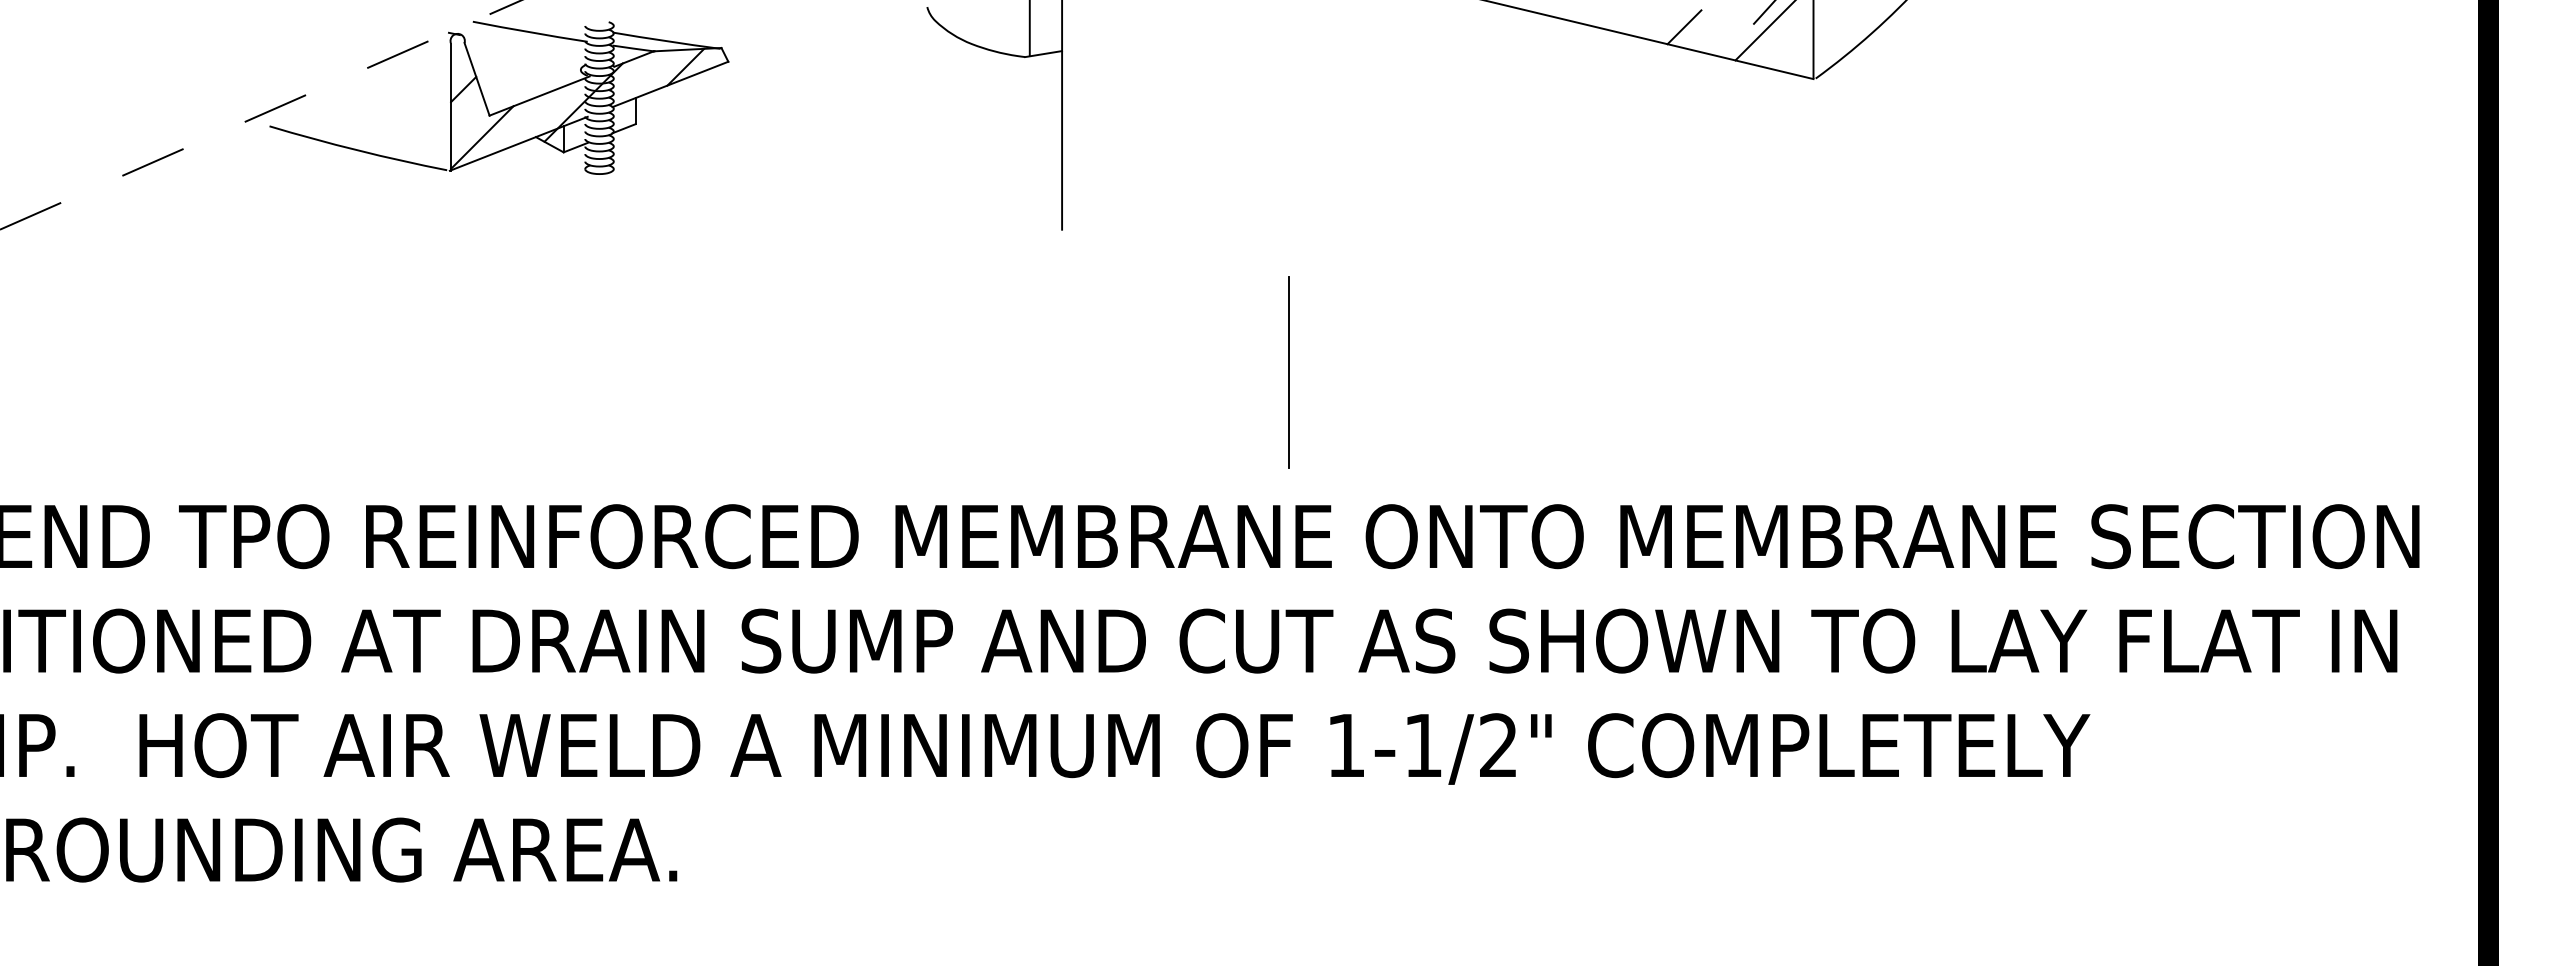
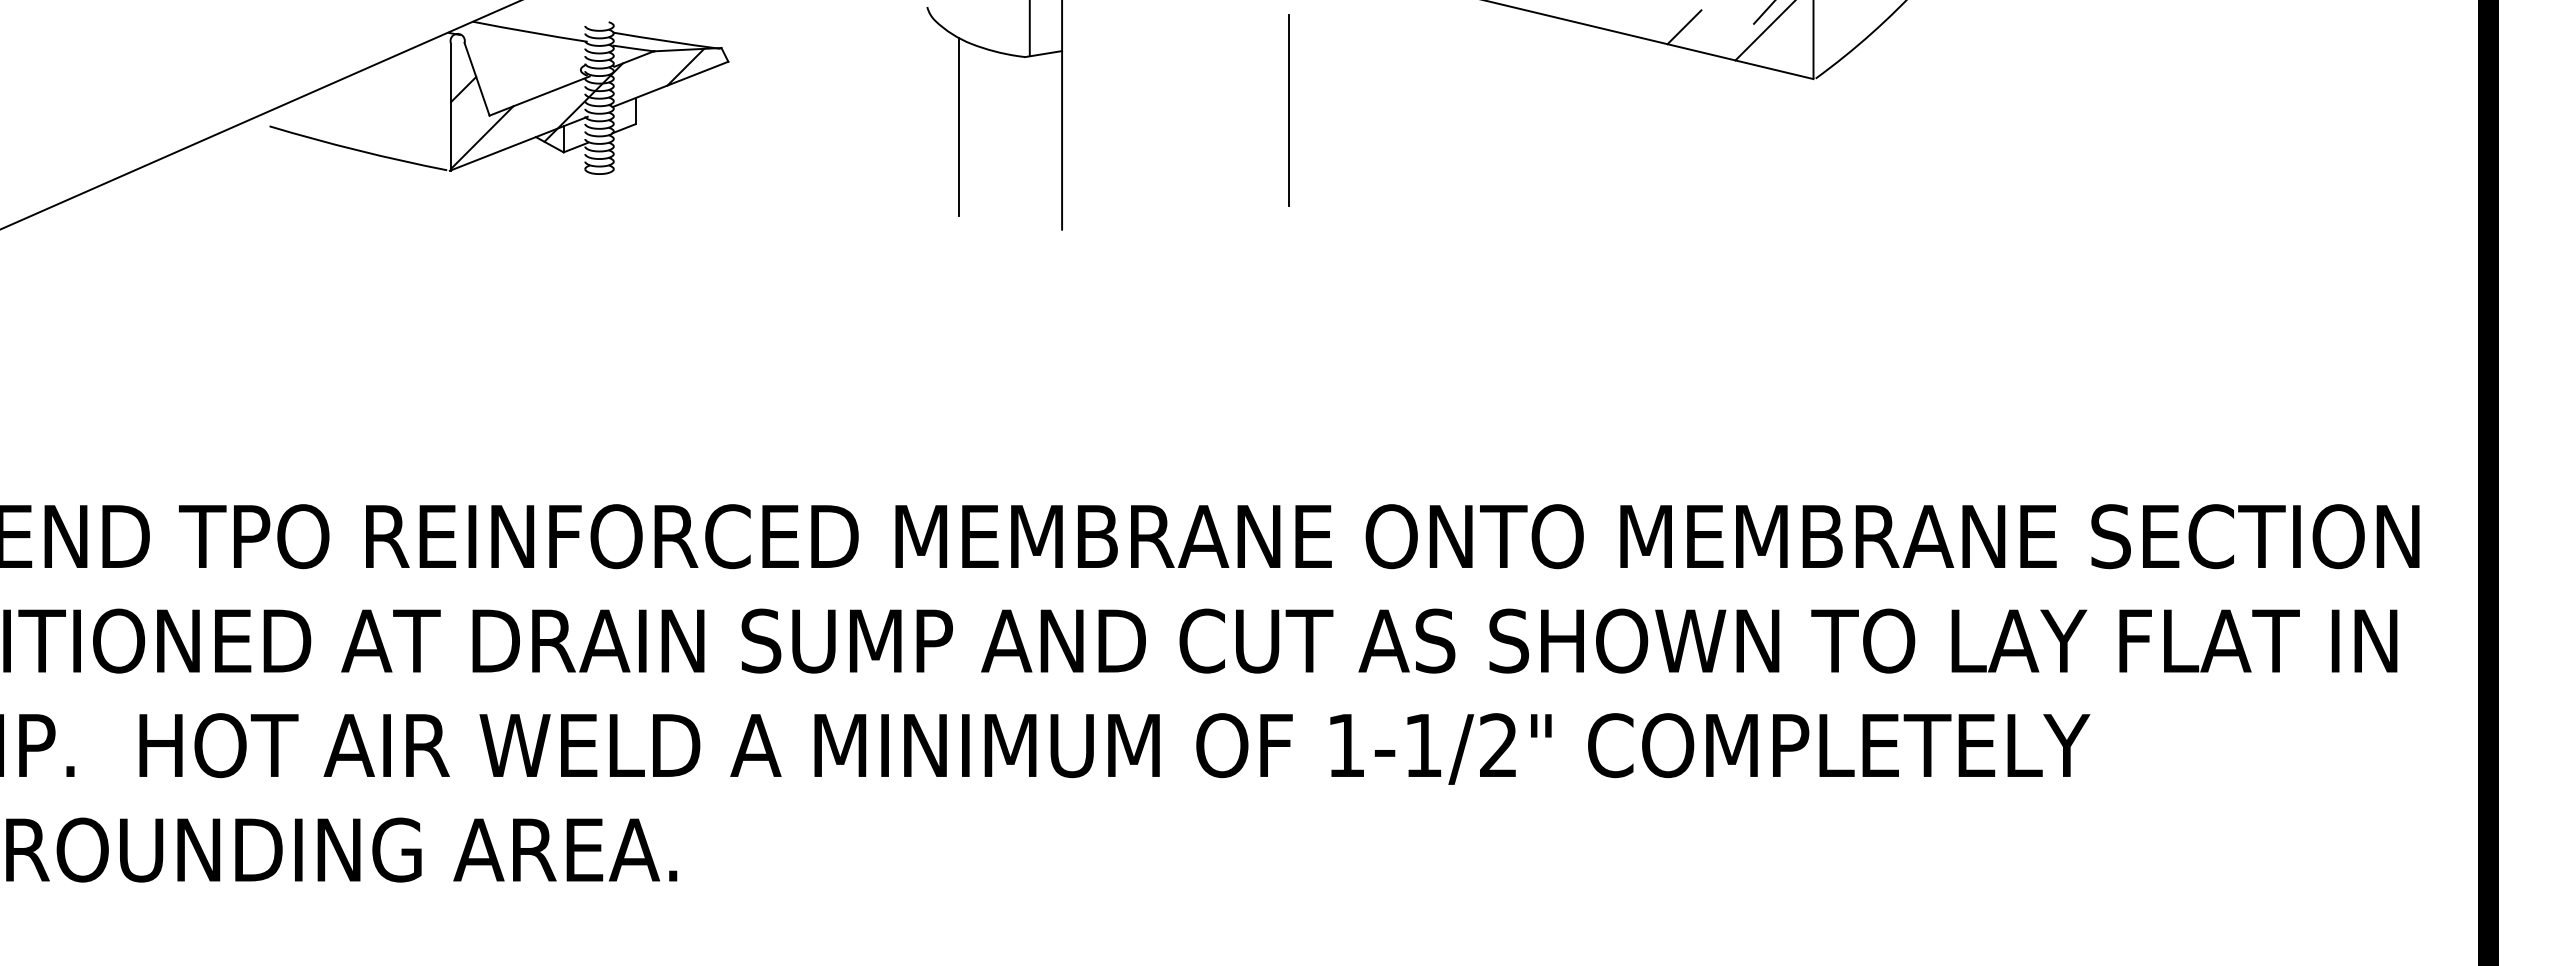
line: dashed -> solid (260, 115)
line: none -> present (958, 127)
line position: (1288, 372) -> (1288, 110) (1288, 110)
